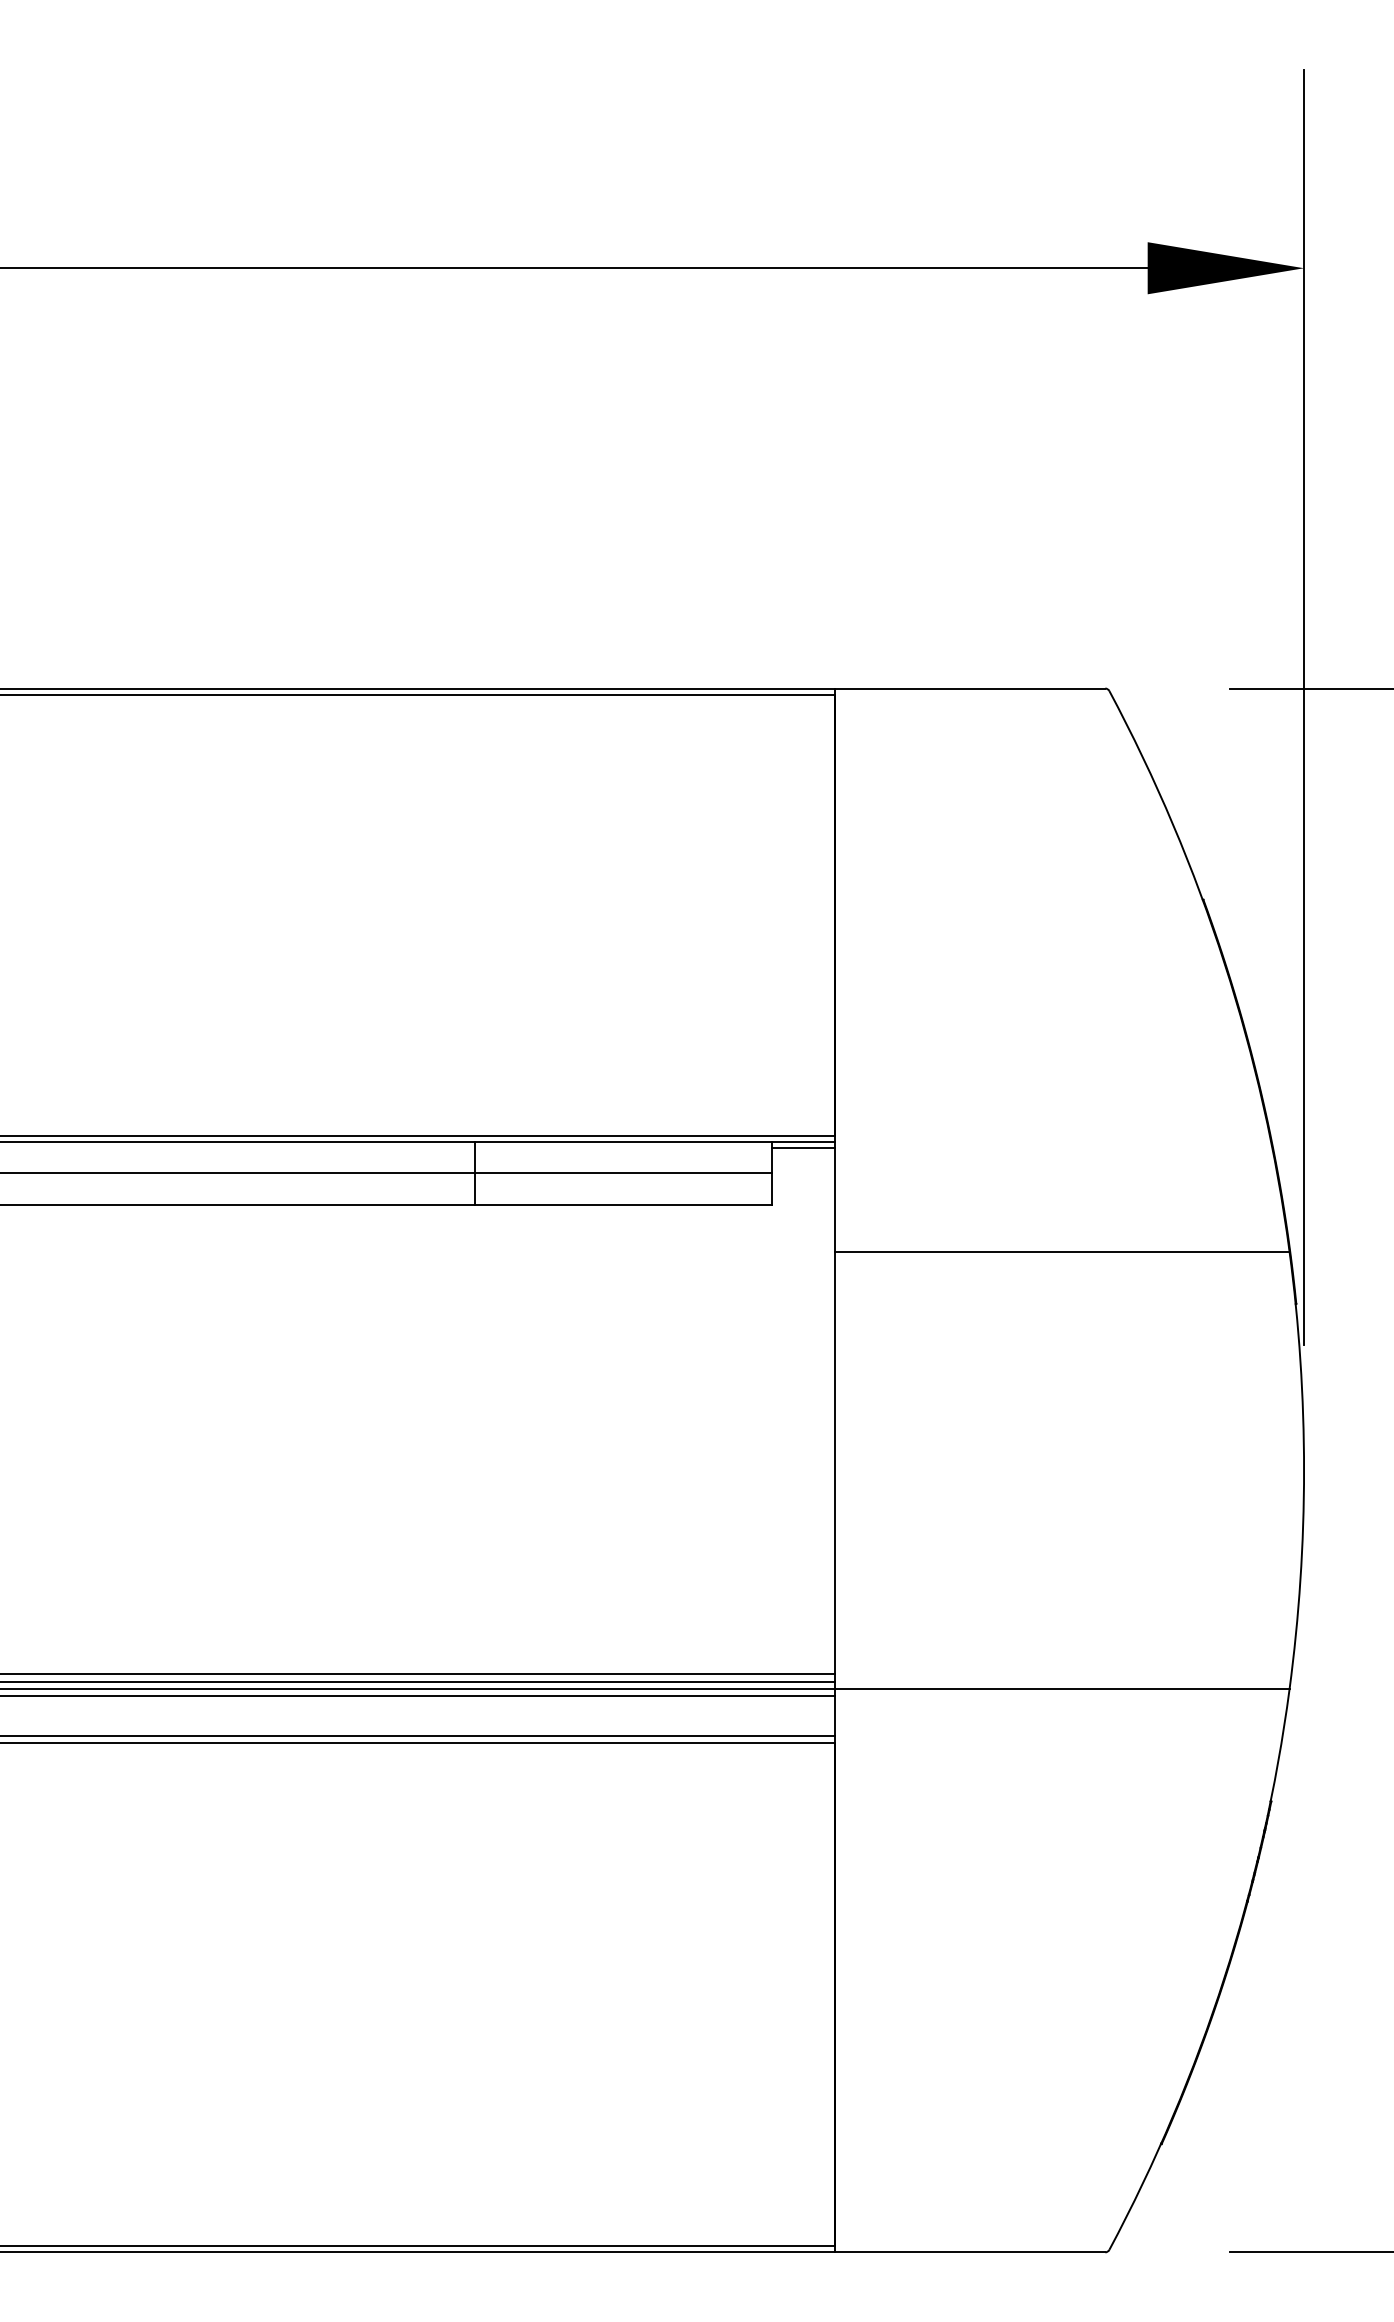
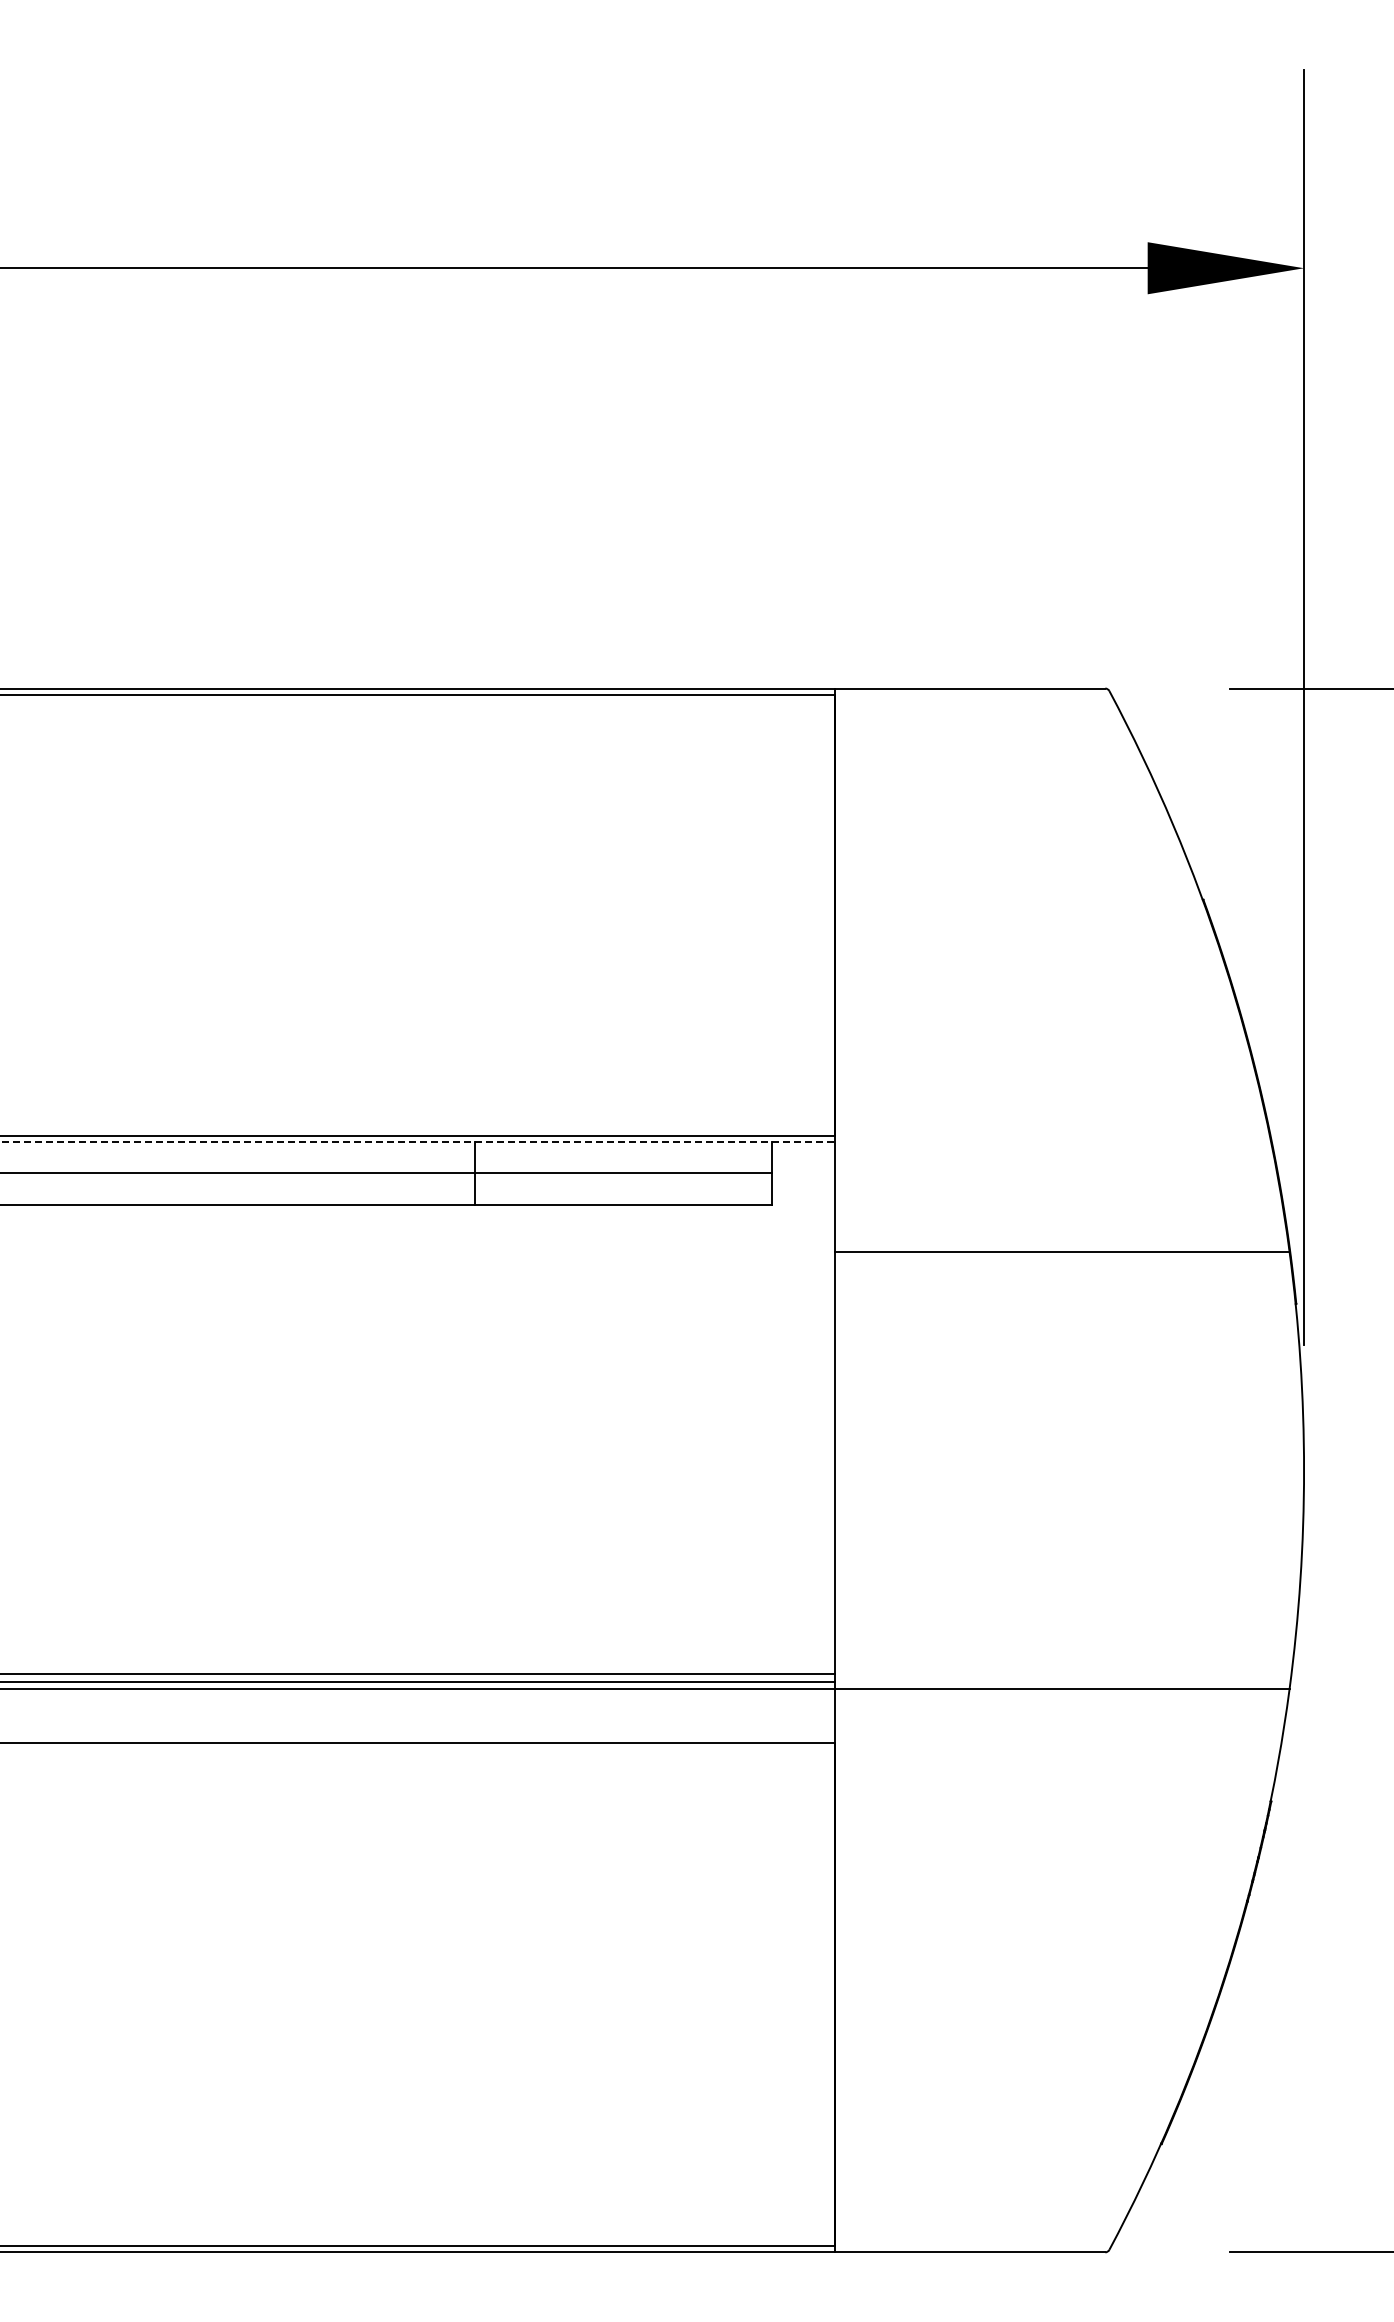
line: solid -> dashed (417, 1142)
line: present -> none (803, 1148)
line: present -> none (418, 1695)
line: present -> none (418, 1736)
